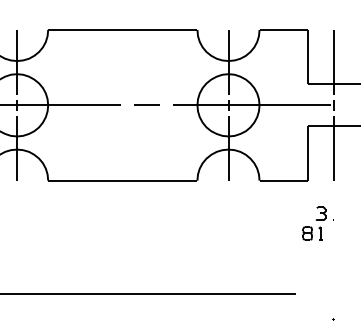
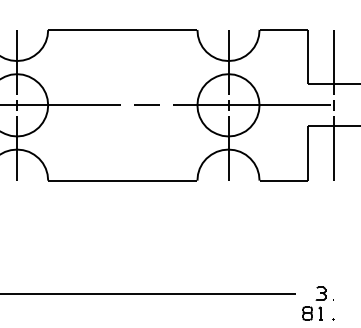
part position: (317, 223) -> (317, 303) (317, 303)
